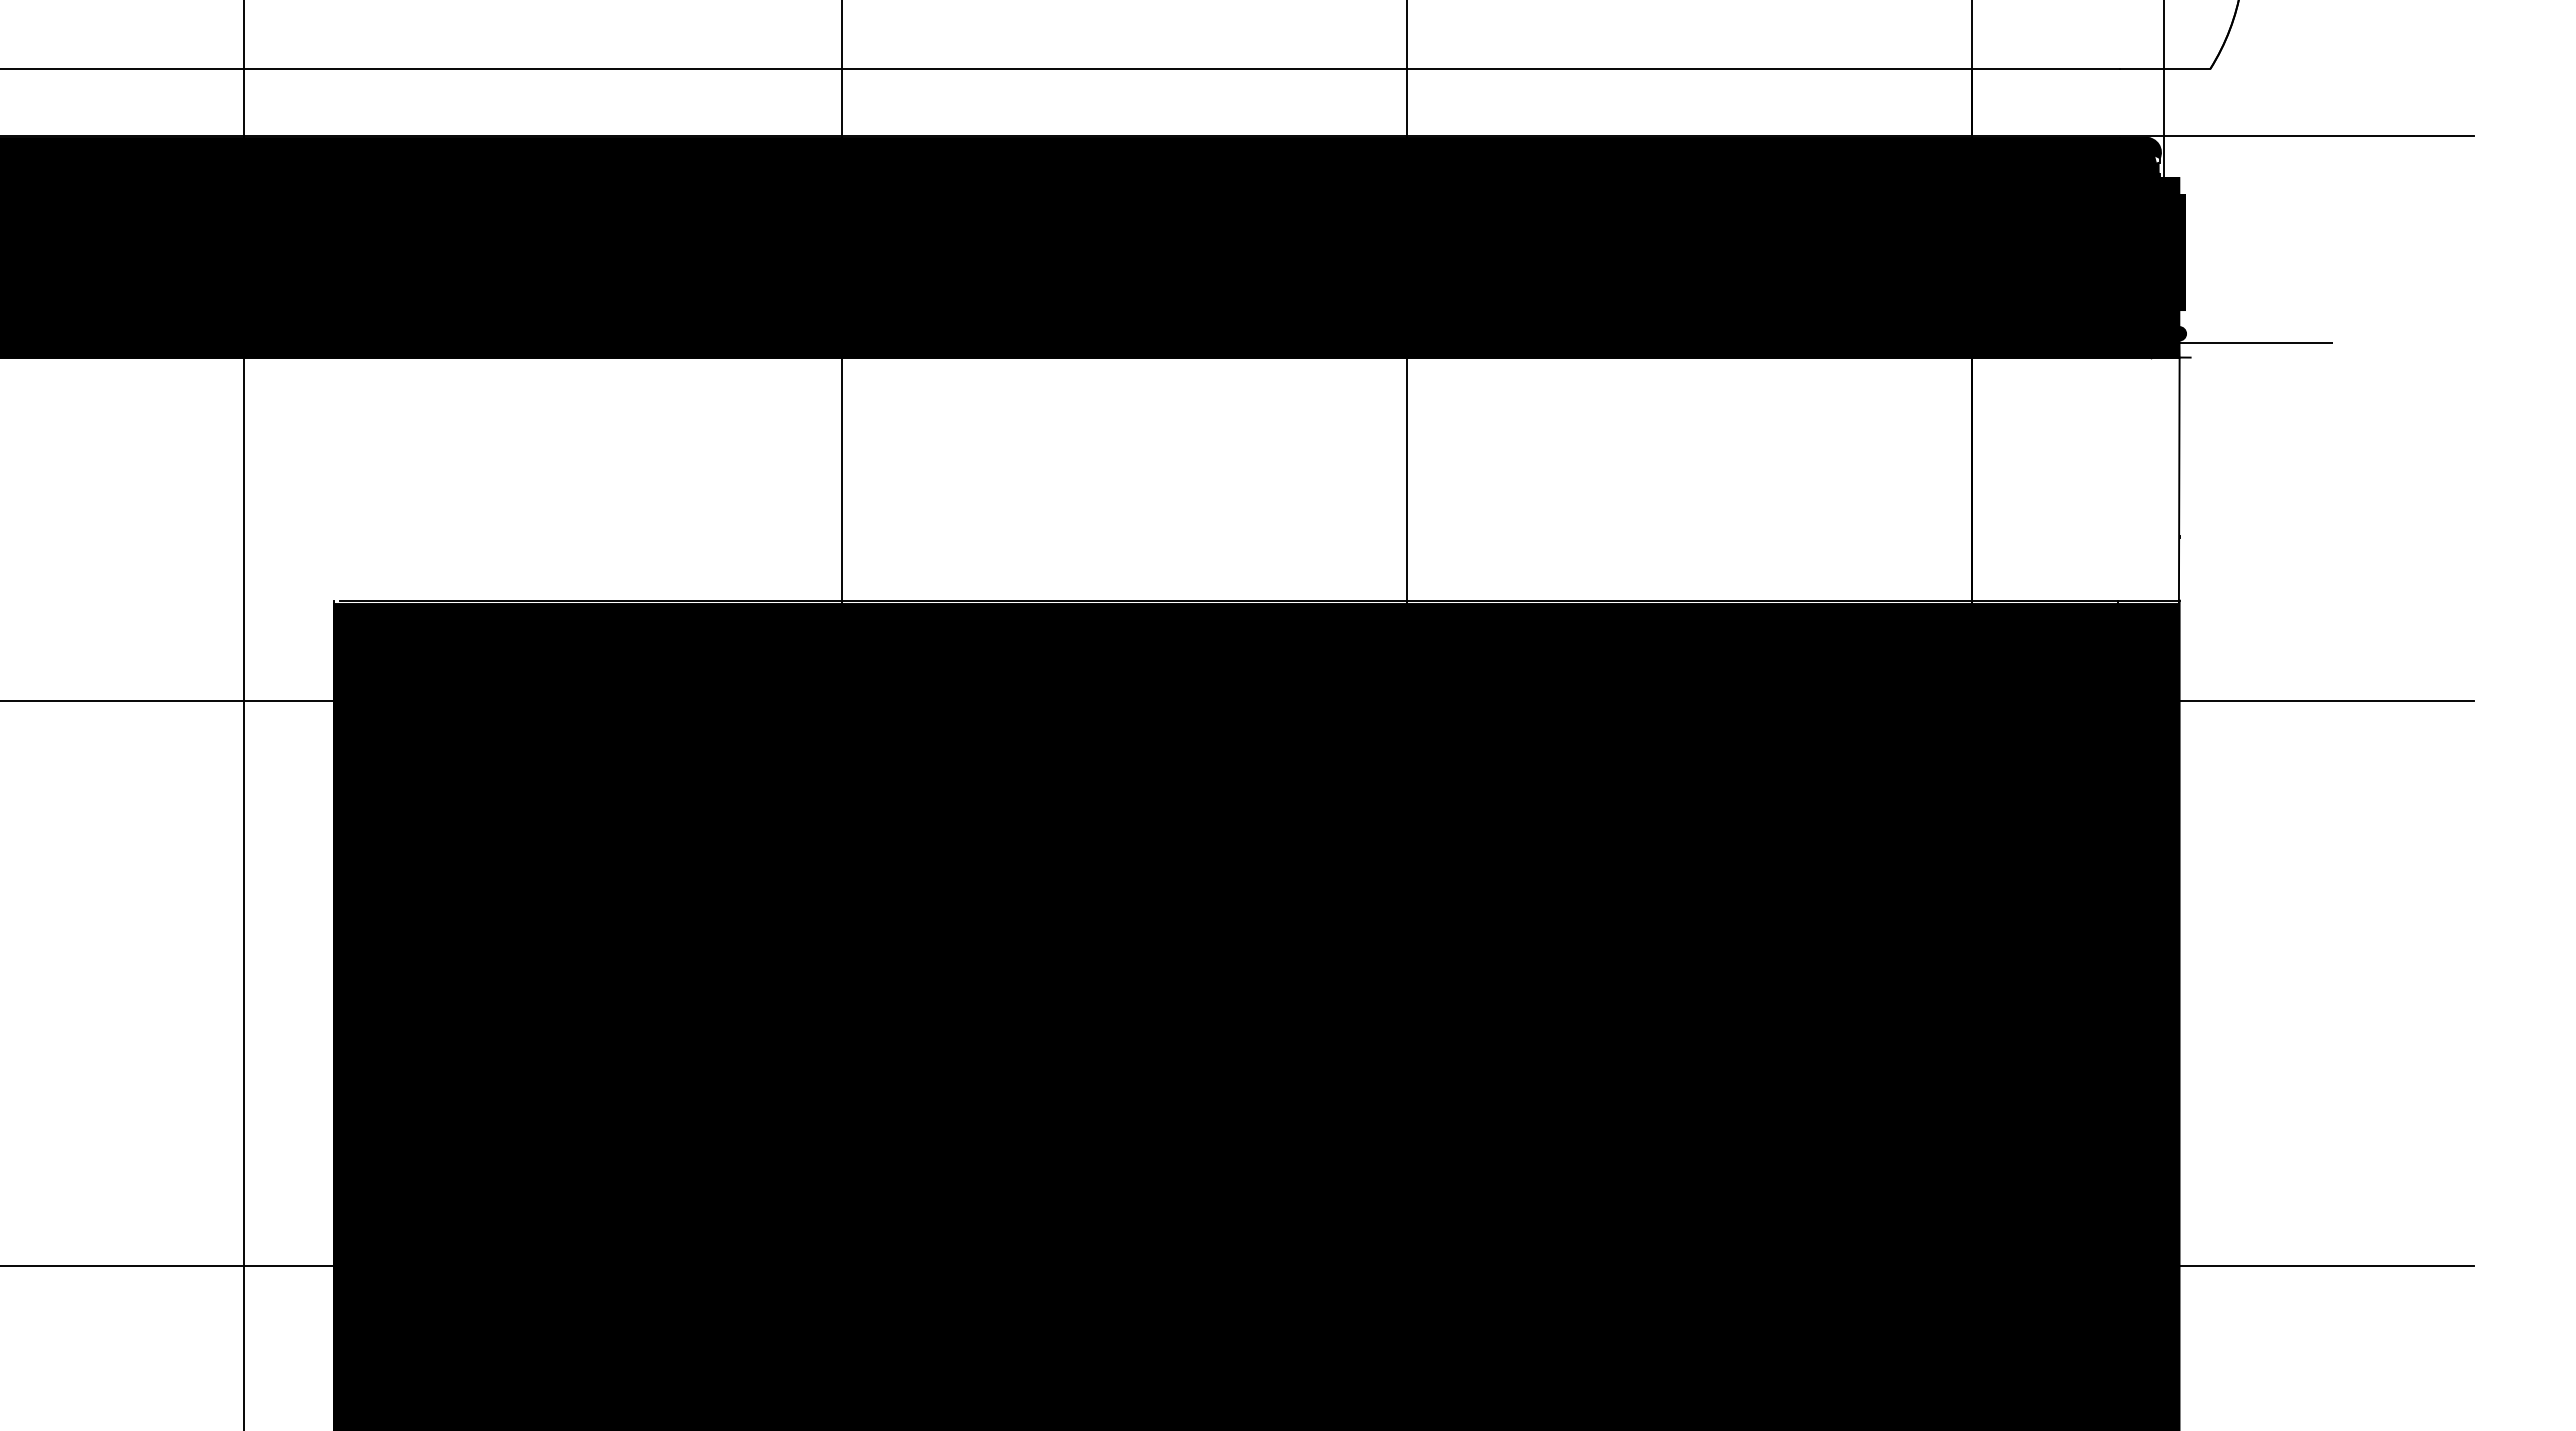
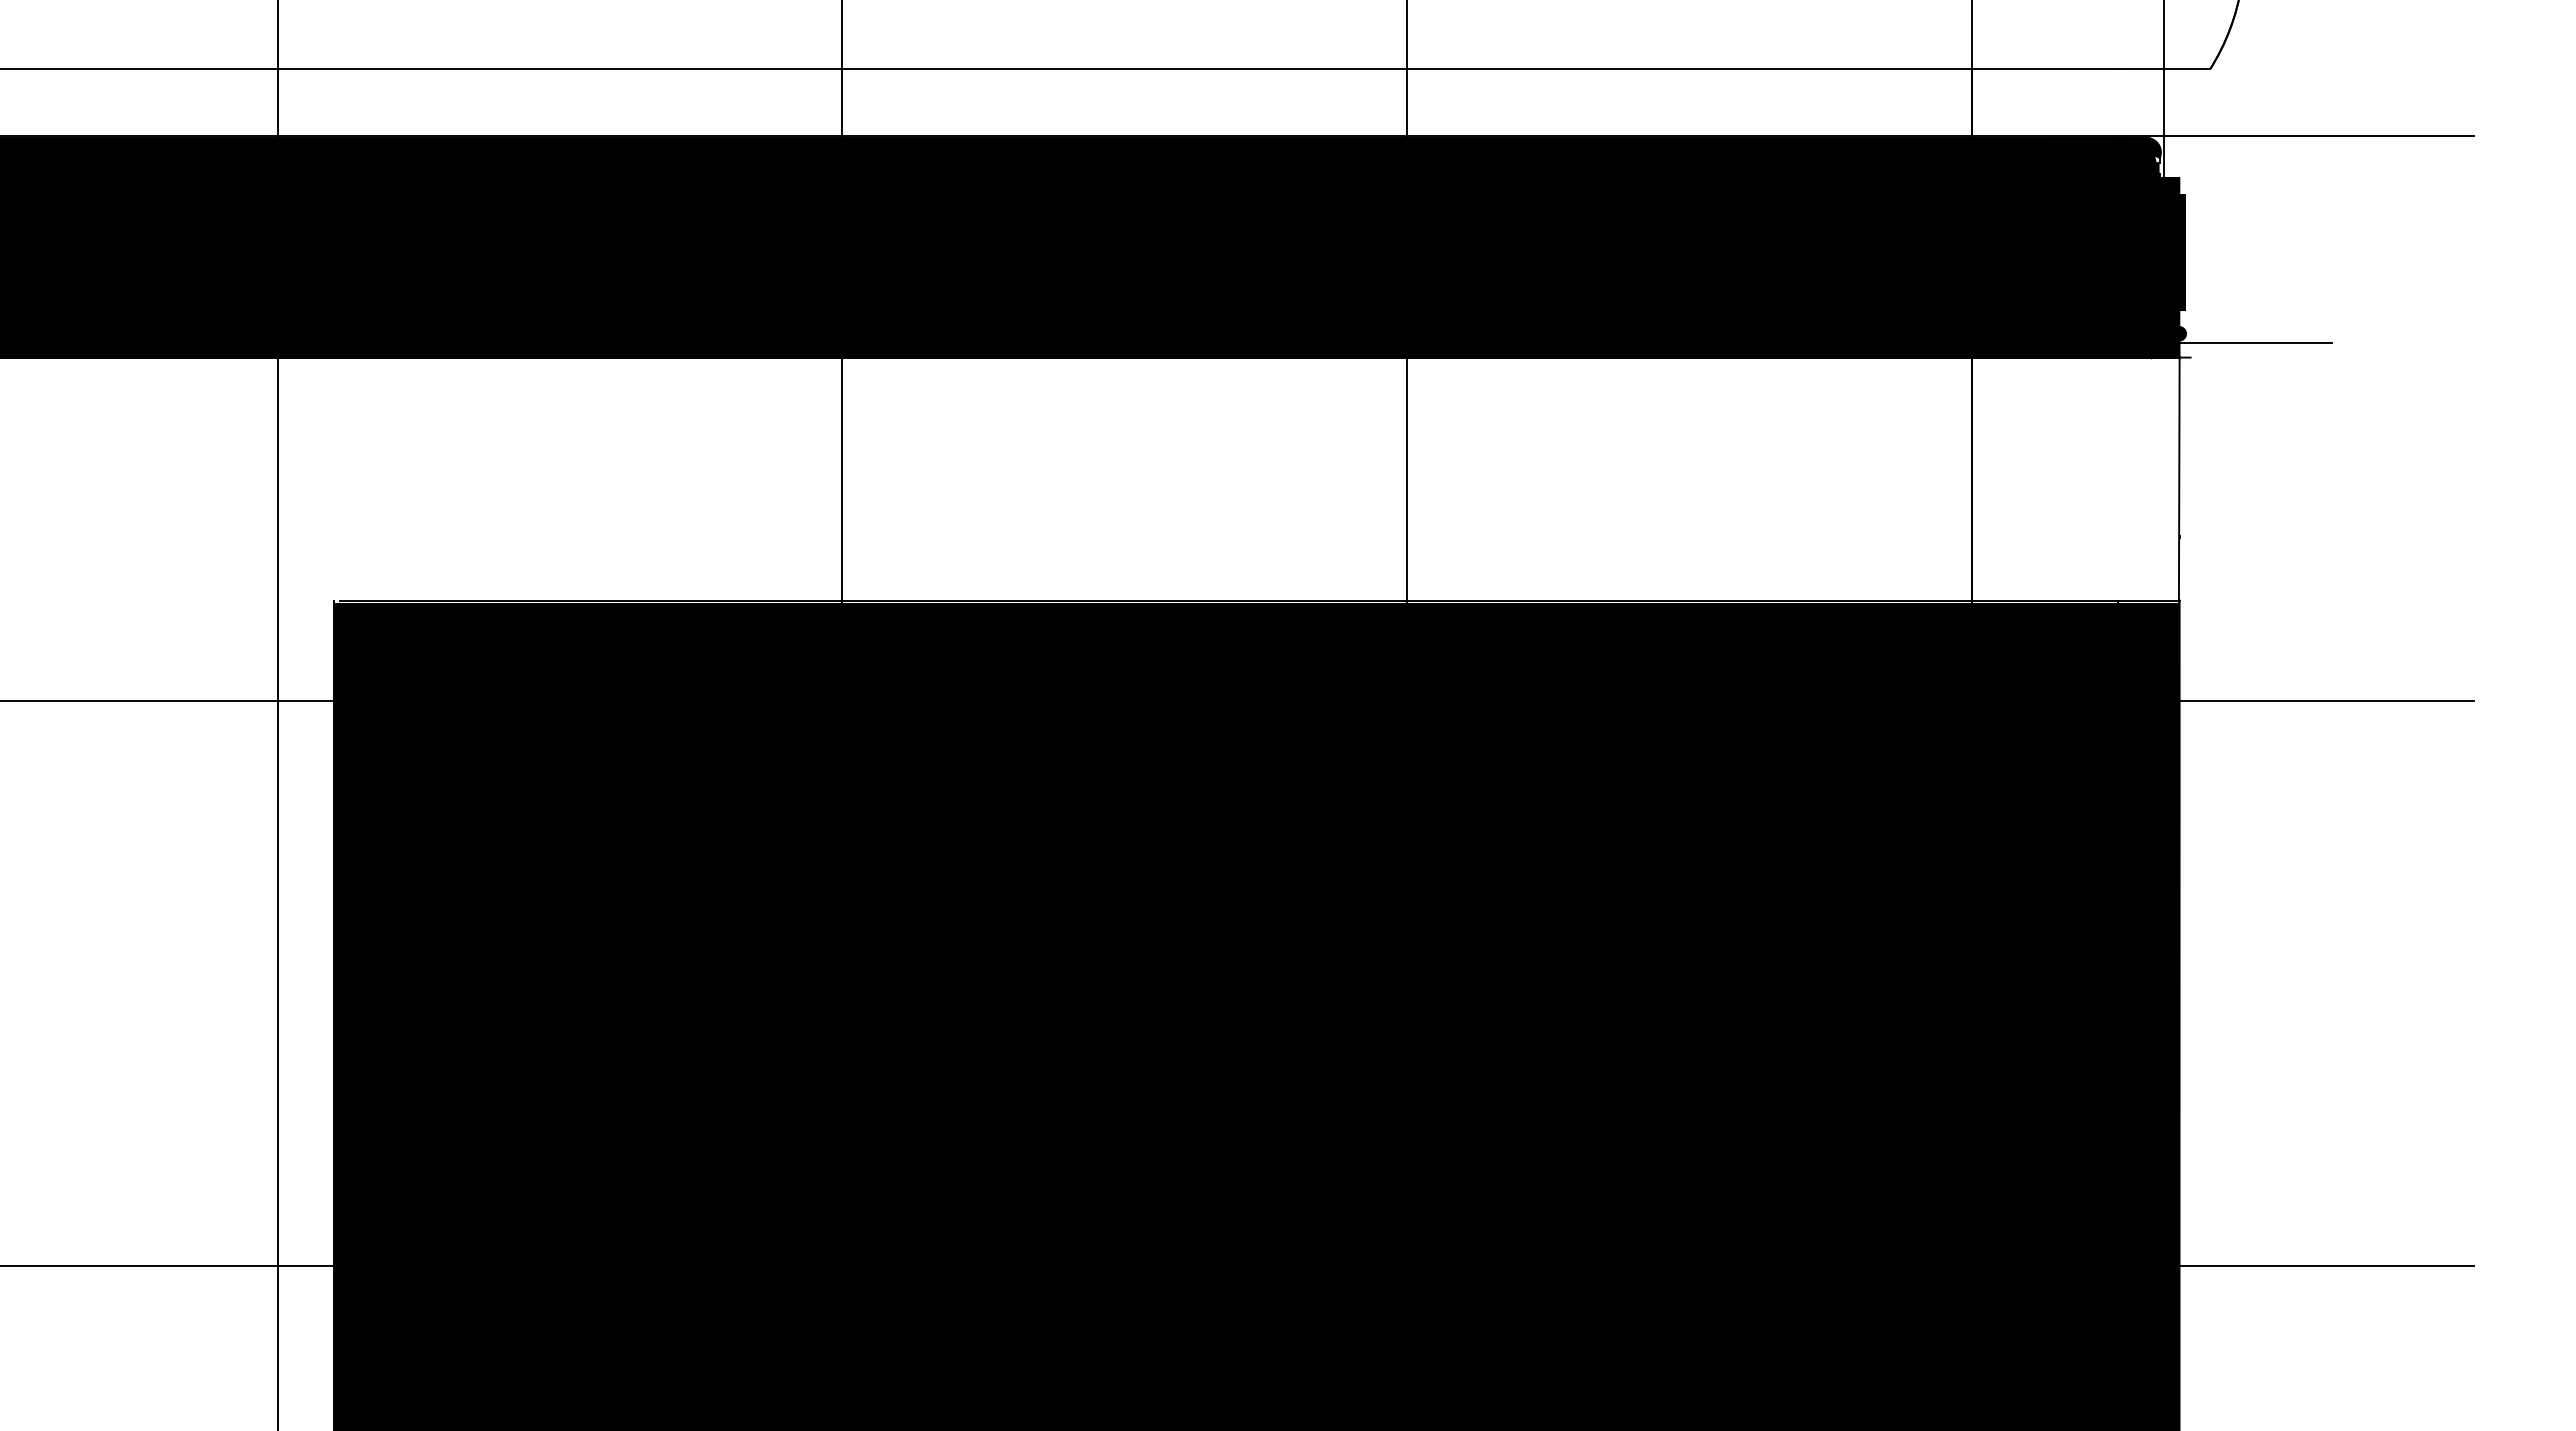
line position: (243, 714) -> (277, 714) (277, 714)
